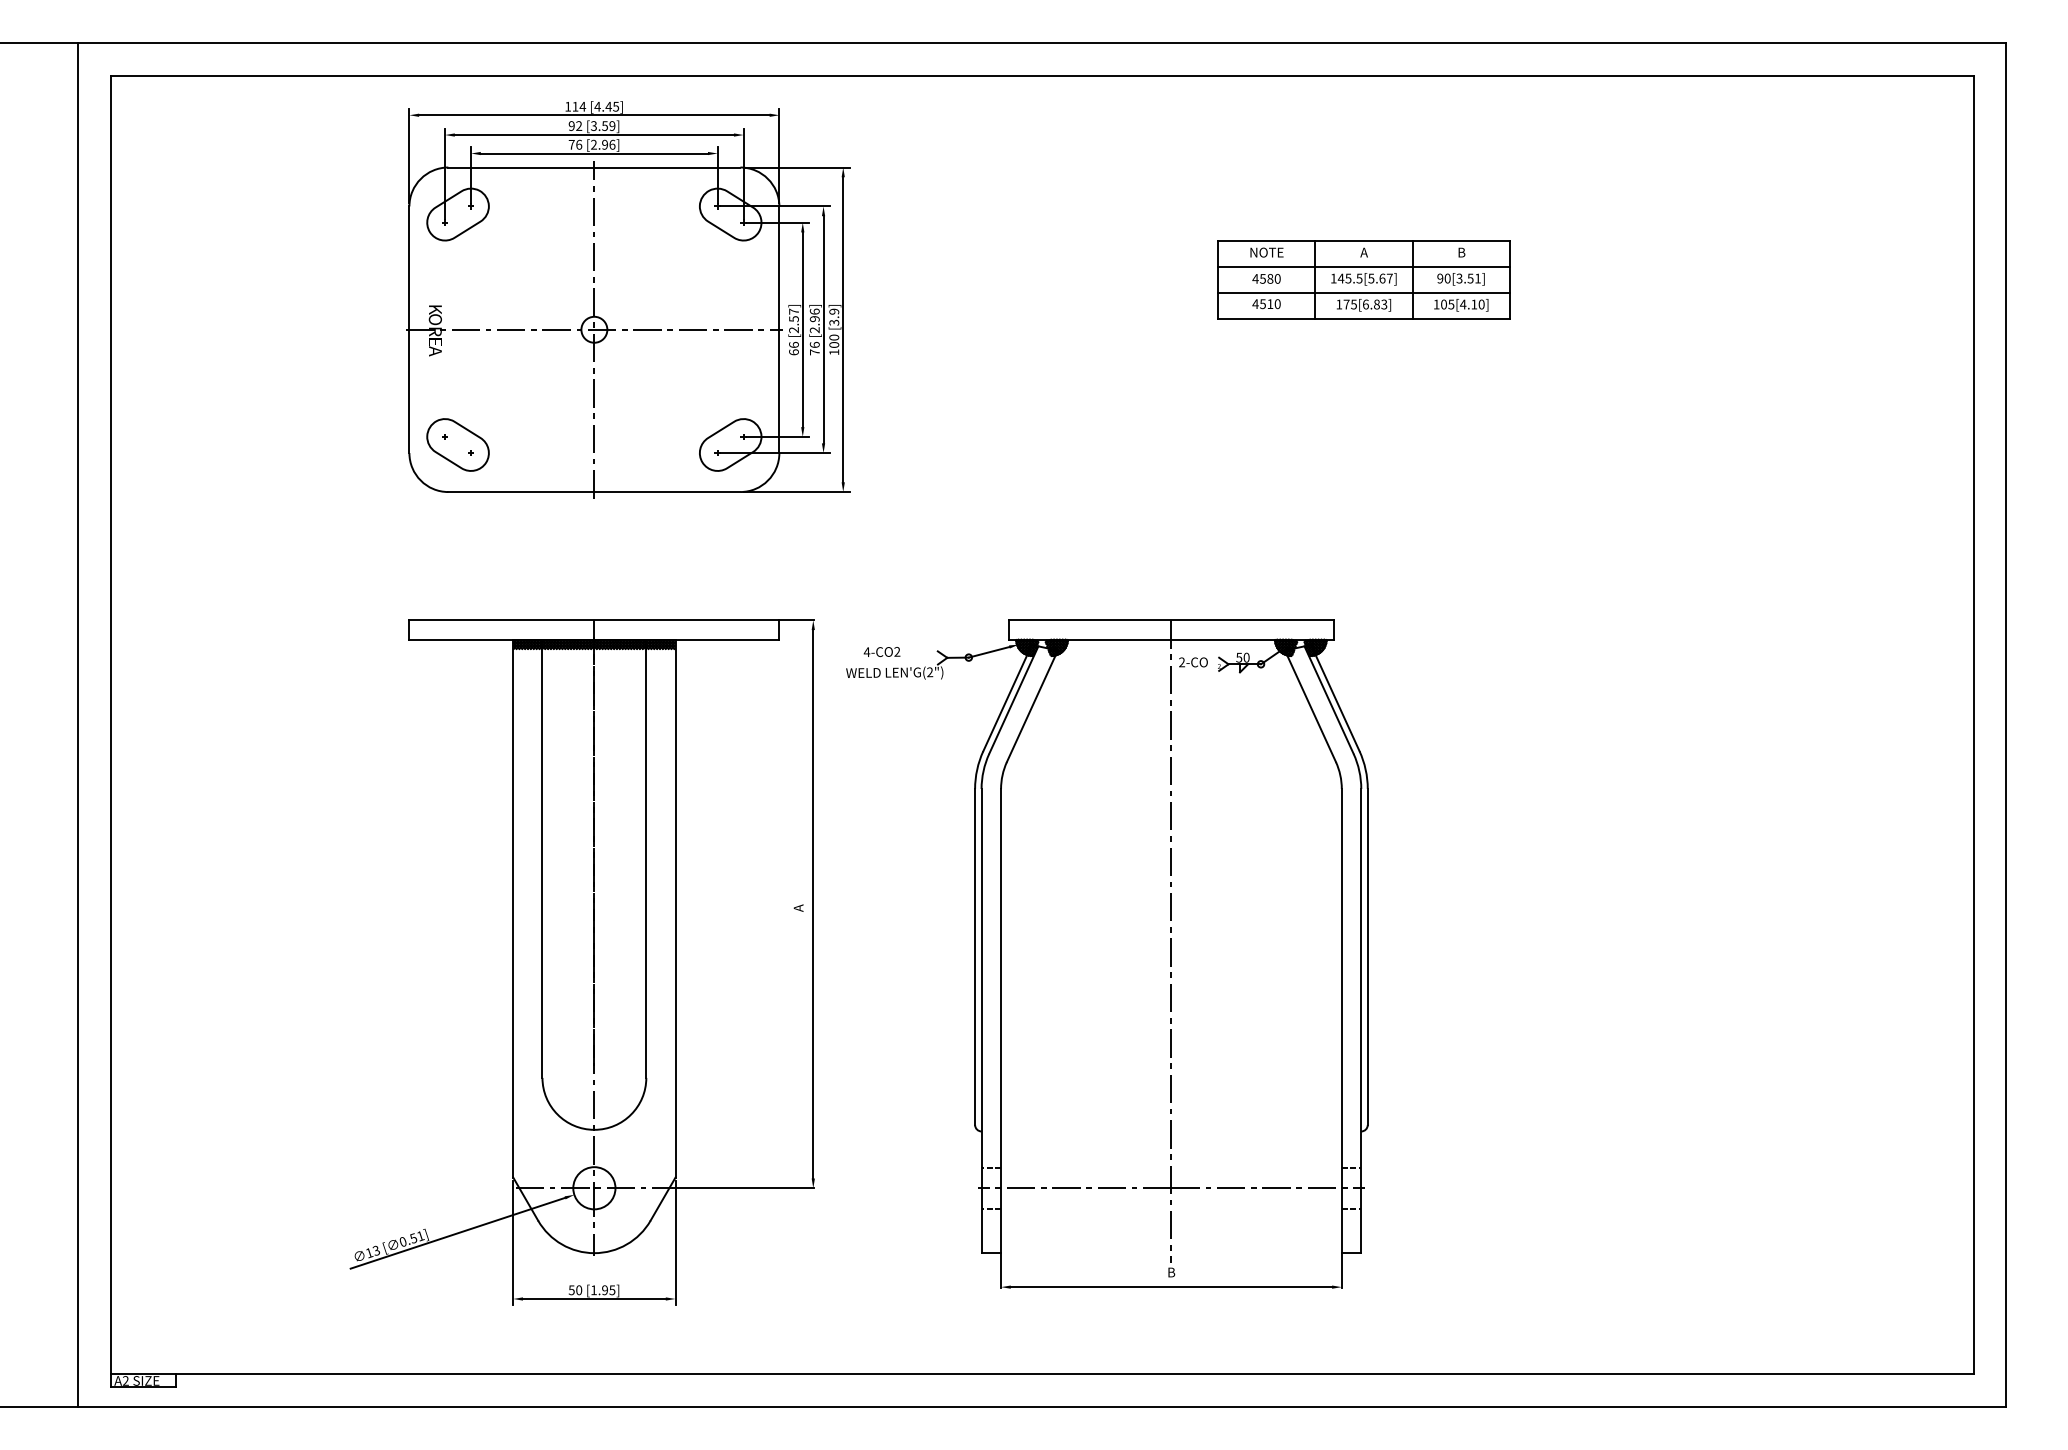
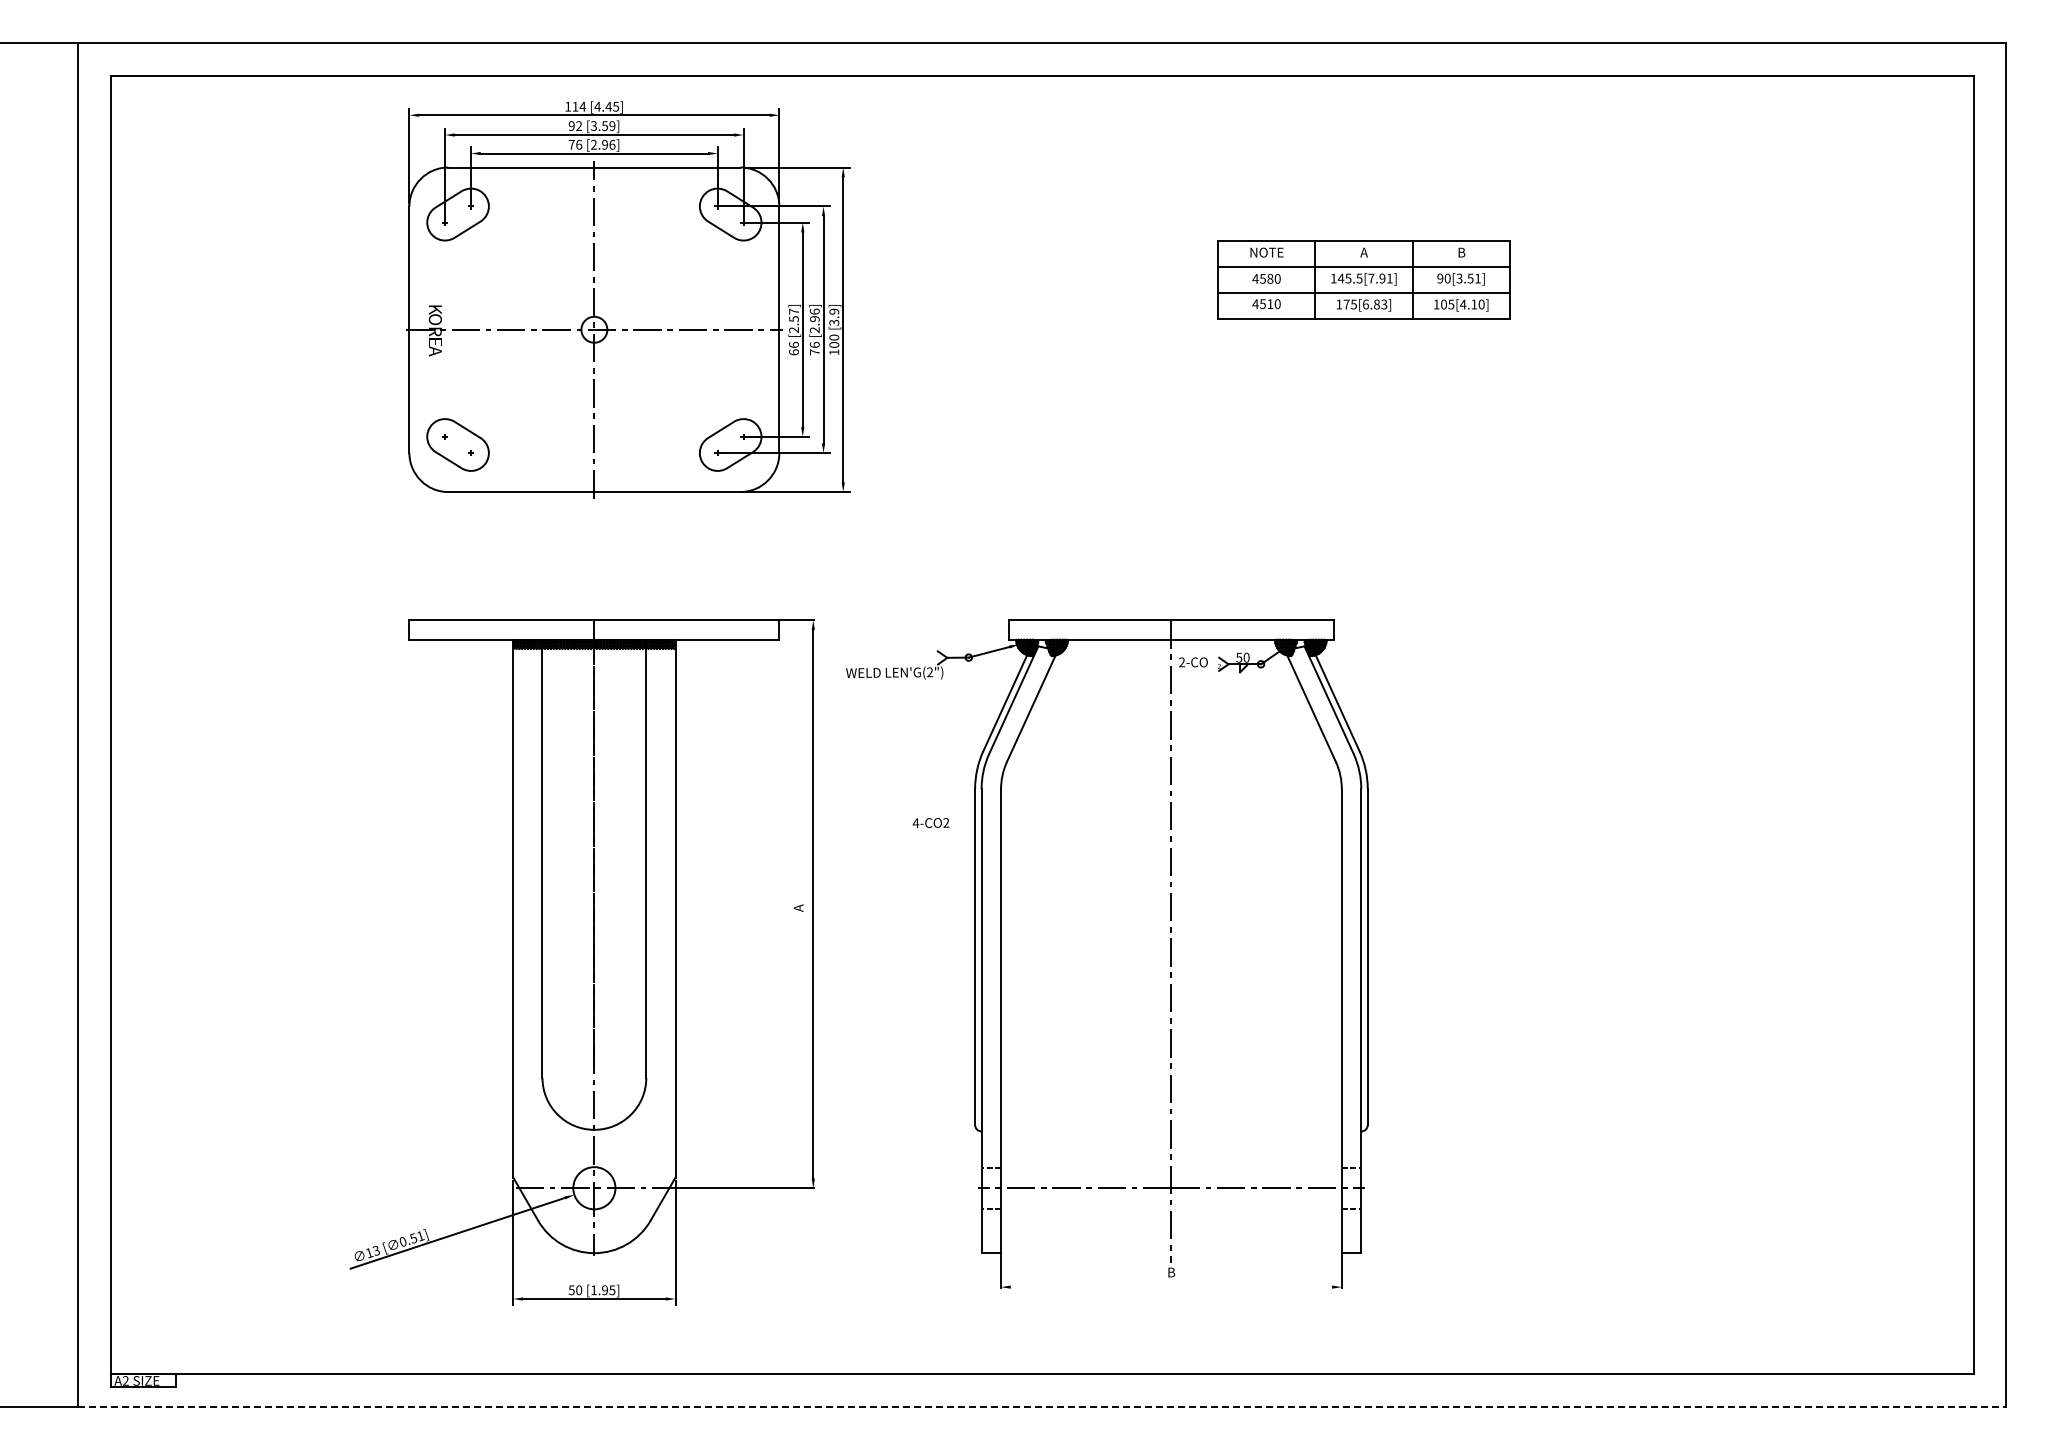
text: 145.5[5.67] -> 145.5[7.91] (1380, 278)
text position: (881, 651) -> (930, 822) (930, 822)
line: present -> none (1171, 1287)
line: solid -> dashed (1042, 1406)
